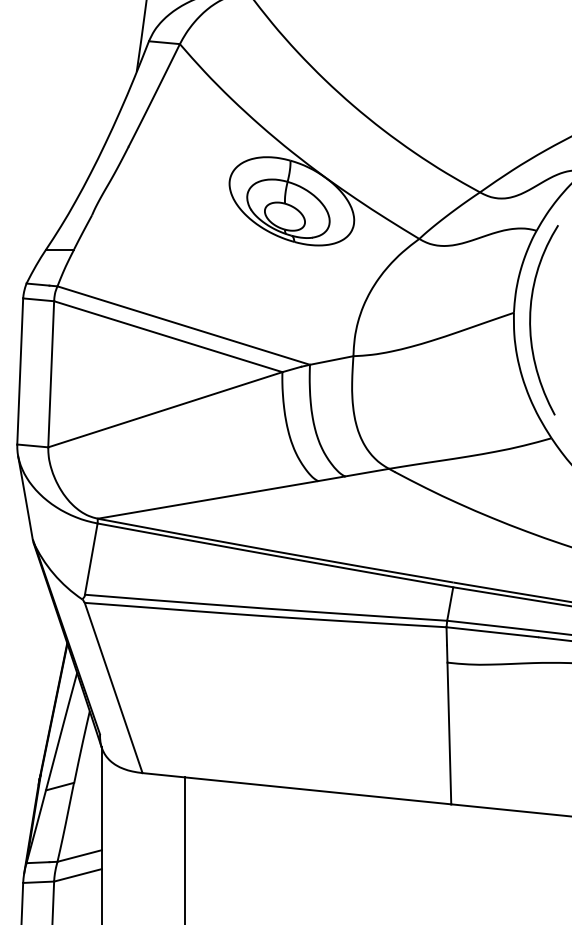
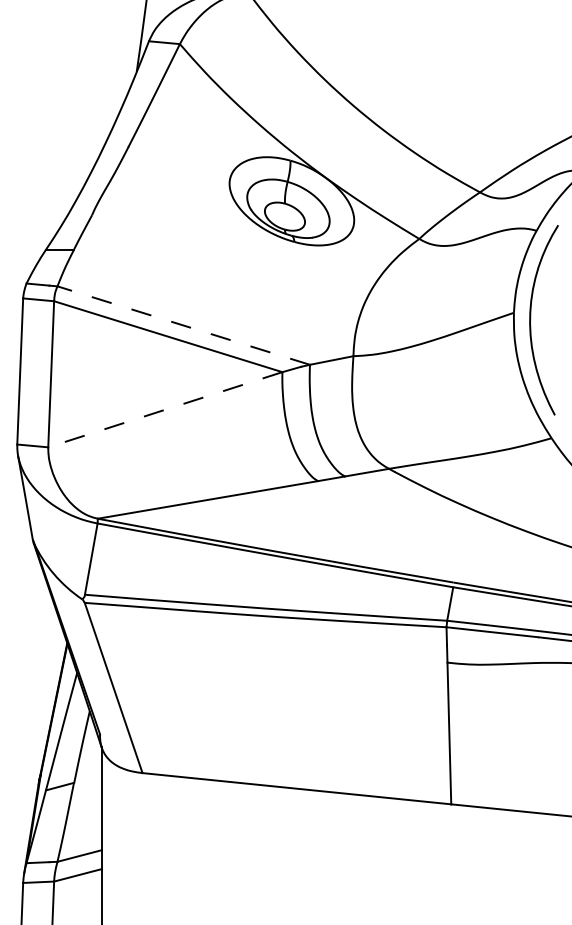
line: solid -> dashed (183, 325)
line: solid -> dashed (165, 409)
line: present -> none (184, 849)
